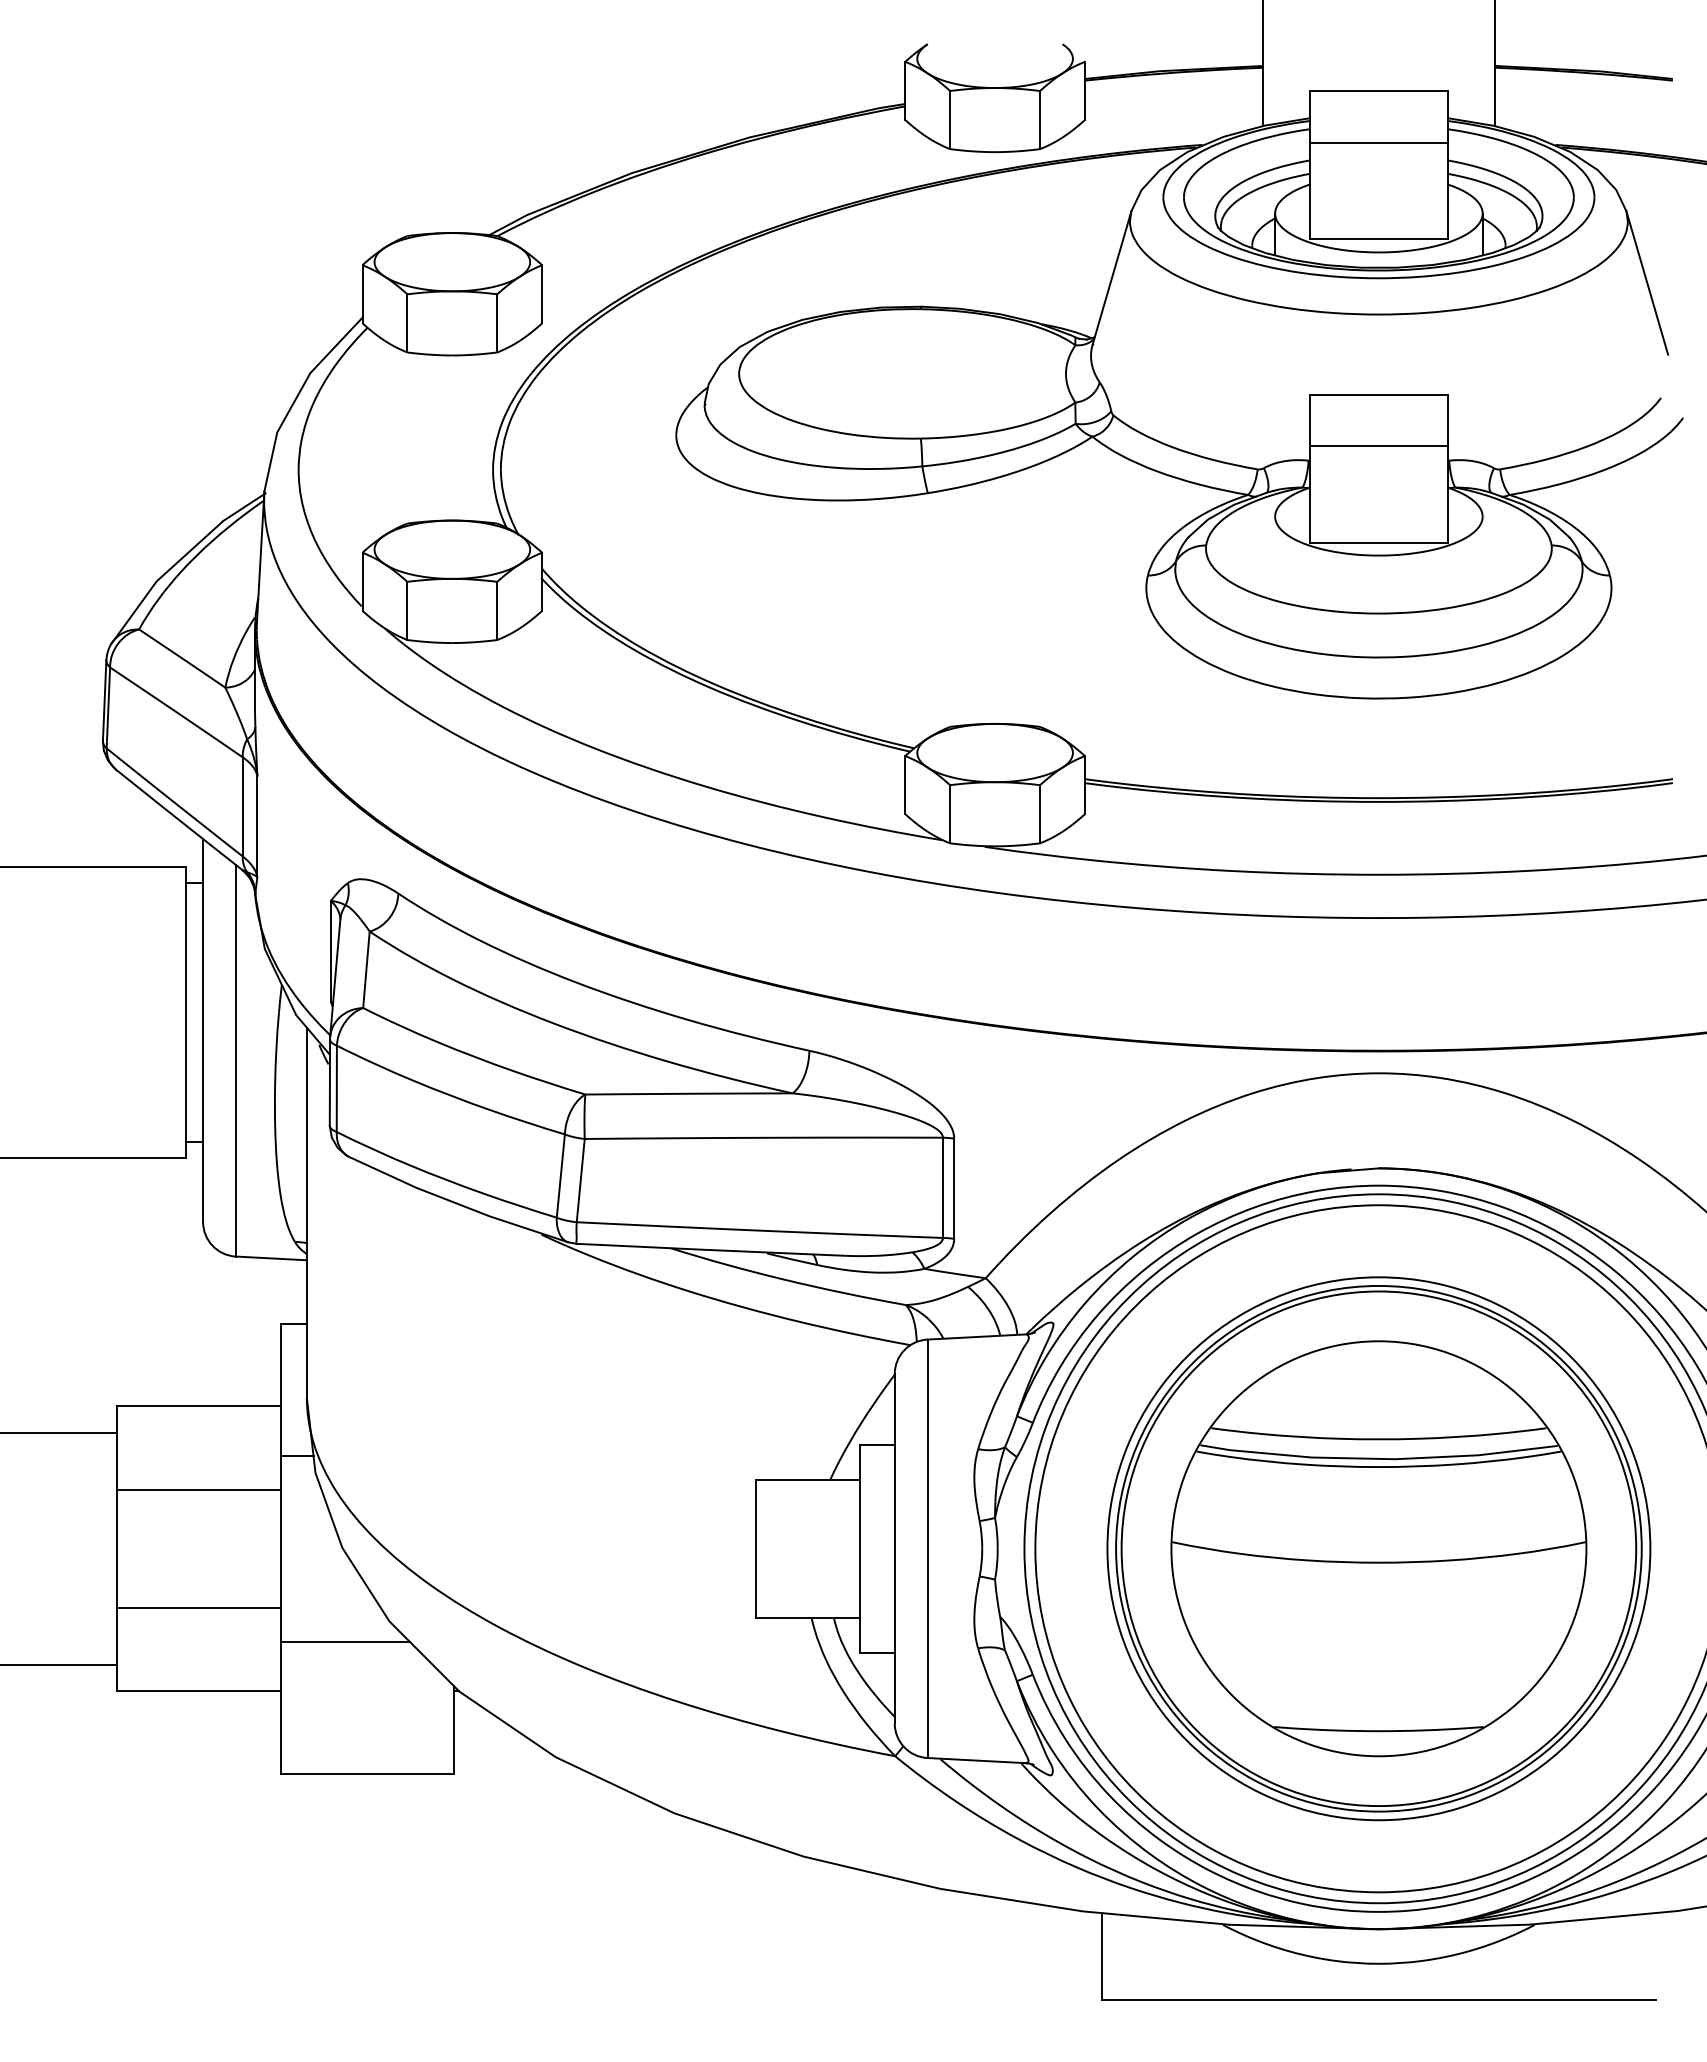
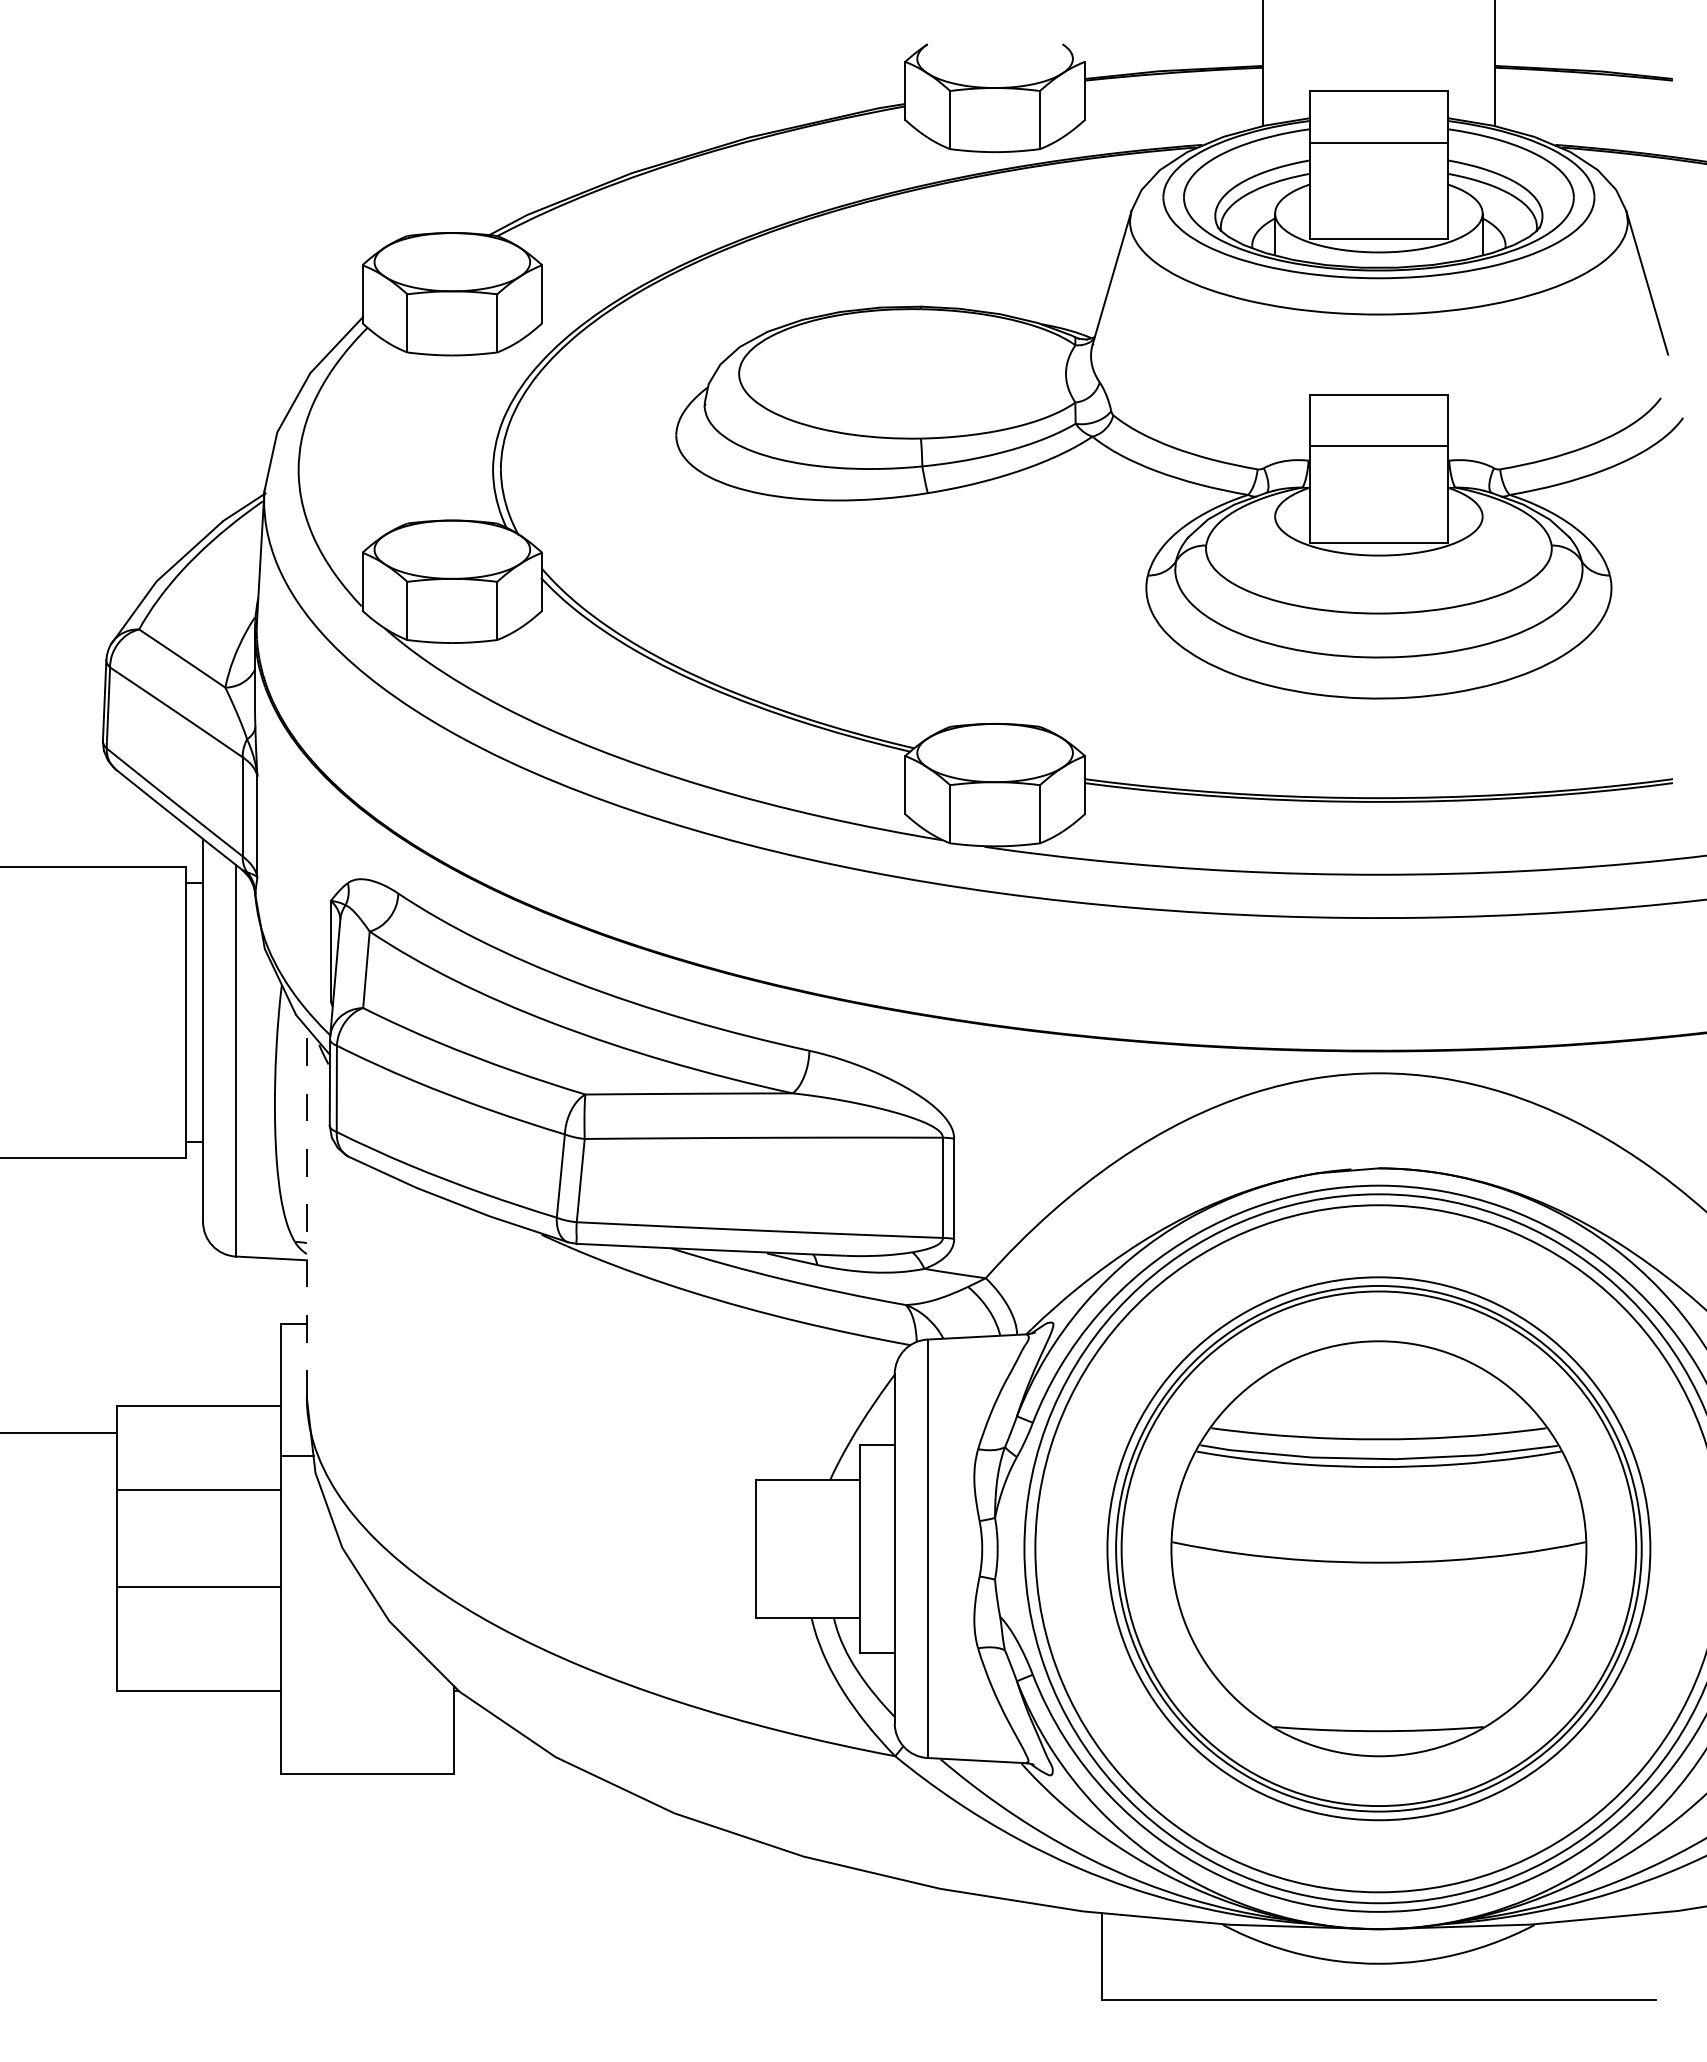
line: solid -> dashed (306, 1212)
line position: (198, 1607) -> (198, 1586) (198, 1586)
line: present -> none (344, 1641)
line: present -> none (59, 1664)
